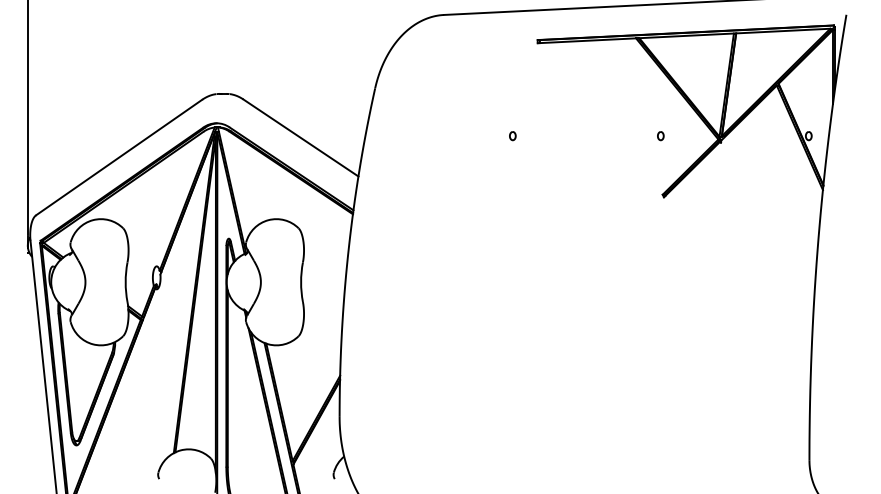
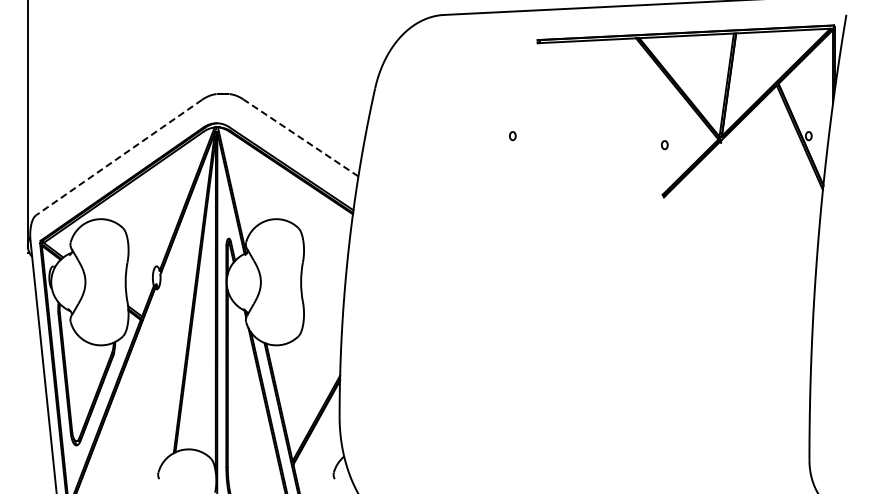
part position: (660, 136) -> (664, 145) (664, 145)
line: solid -> dashed (300, 137)
line: solid -> dashed (118, 157)
